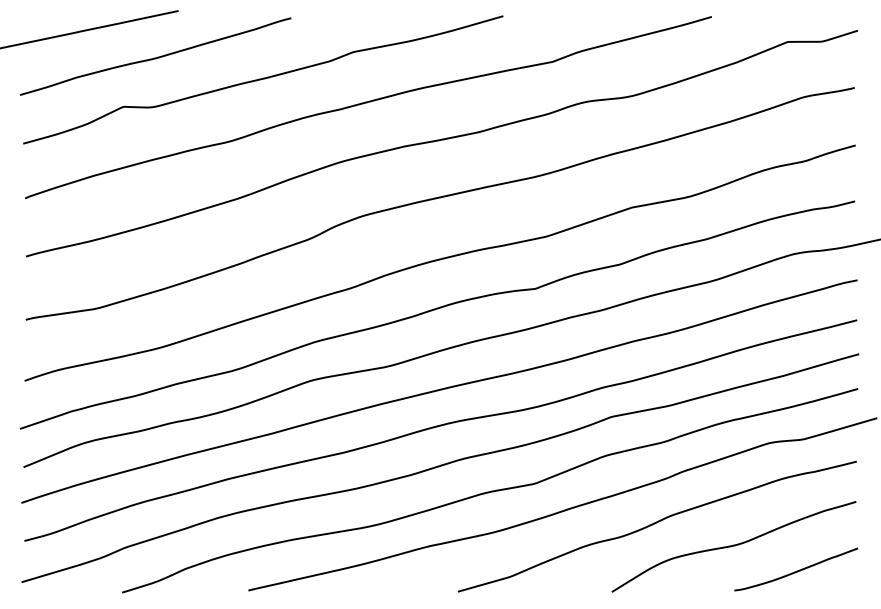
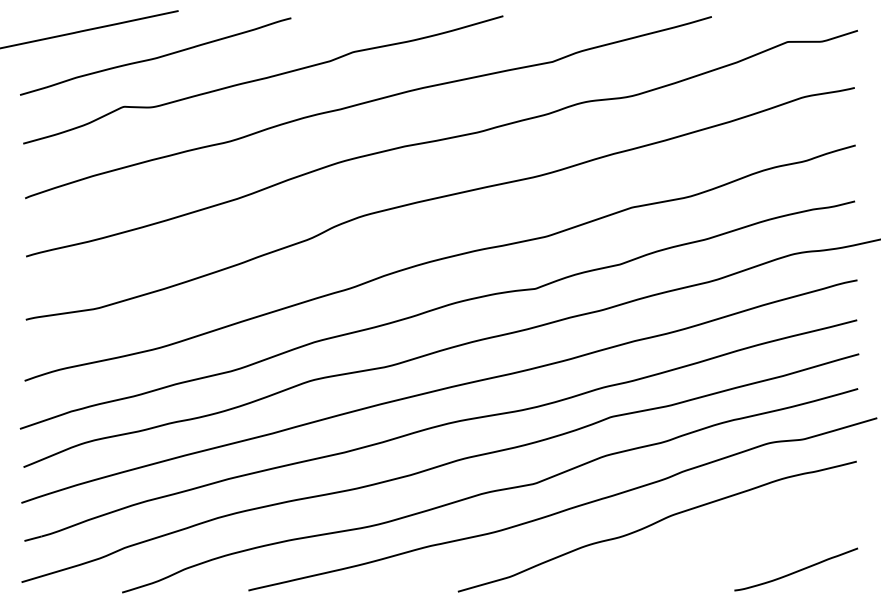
curve: present -> none (733, 546)
